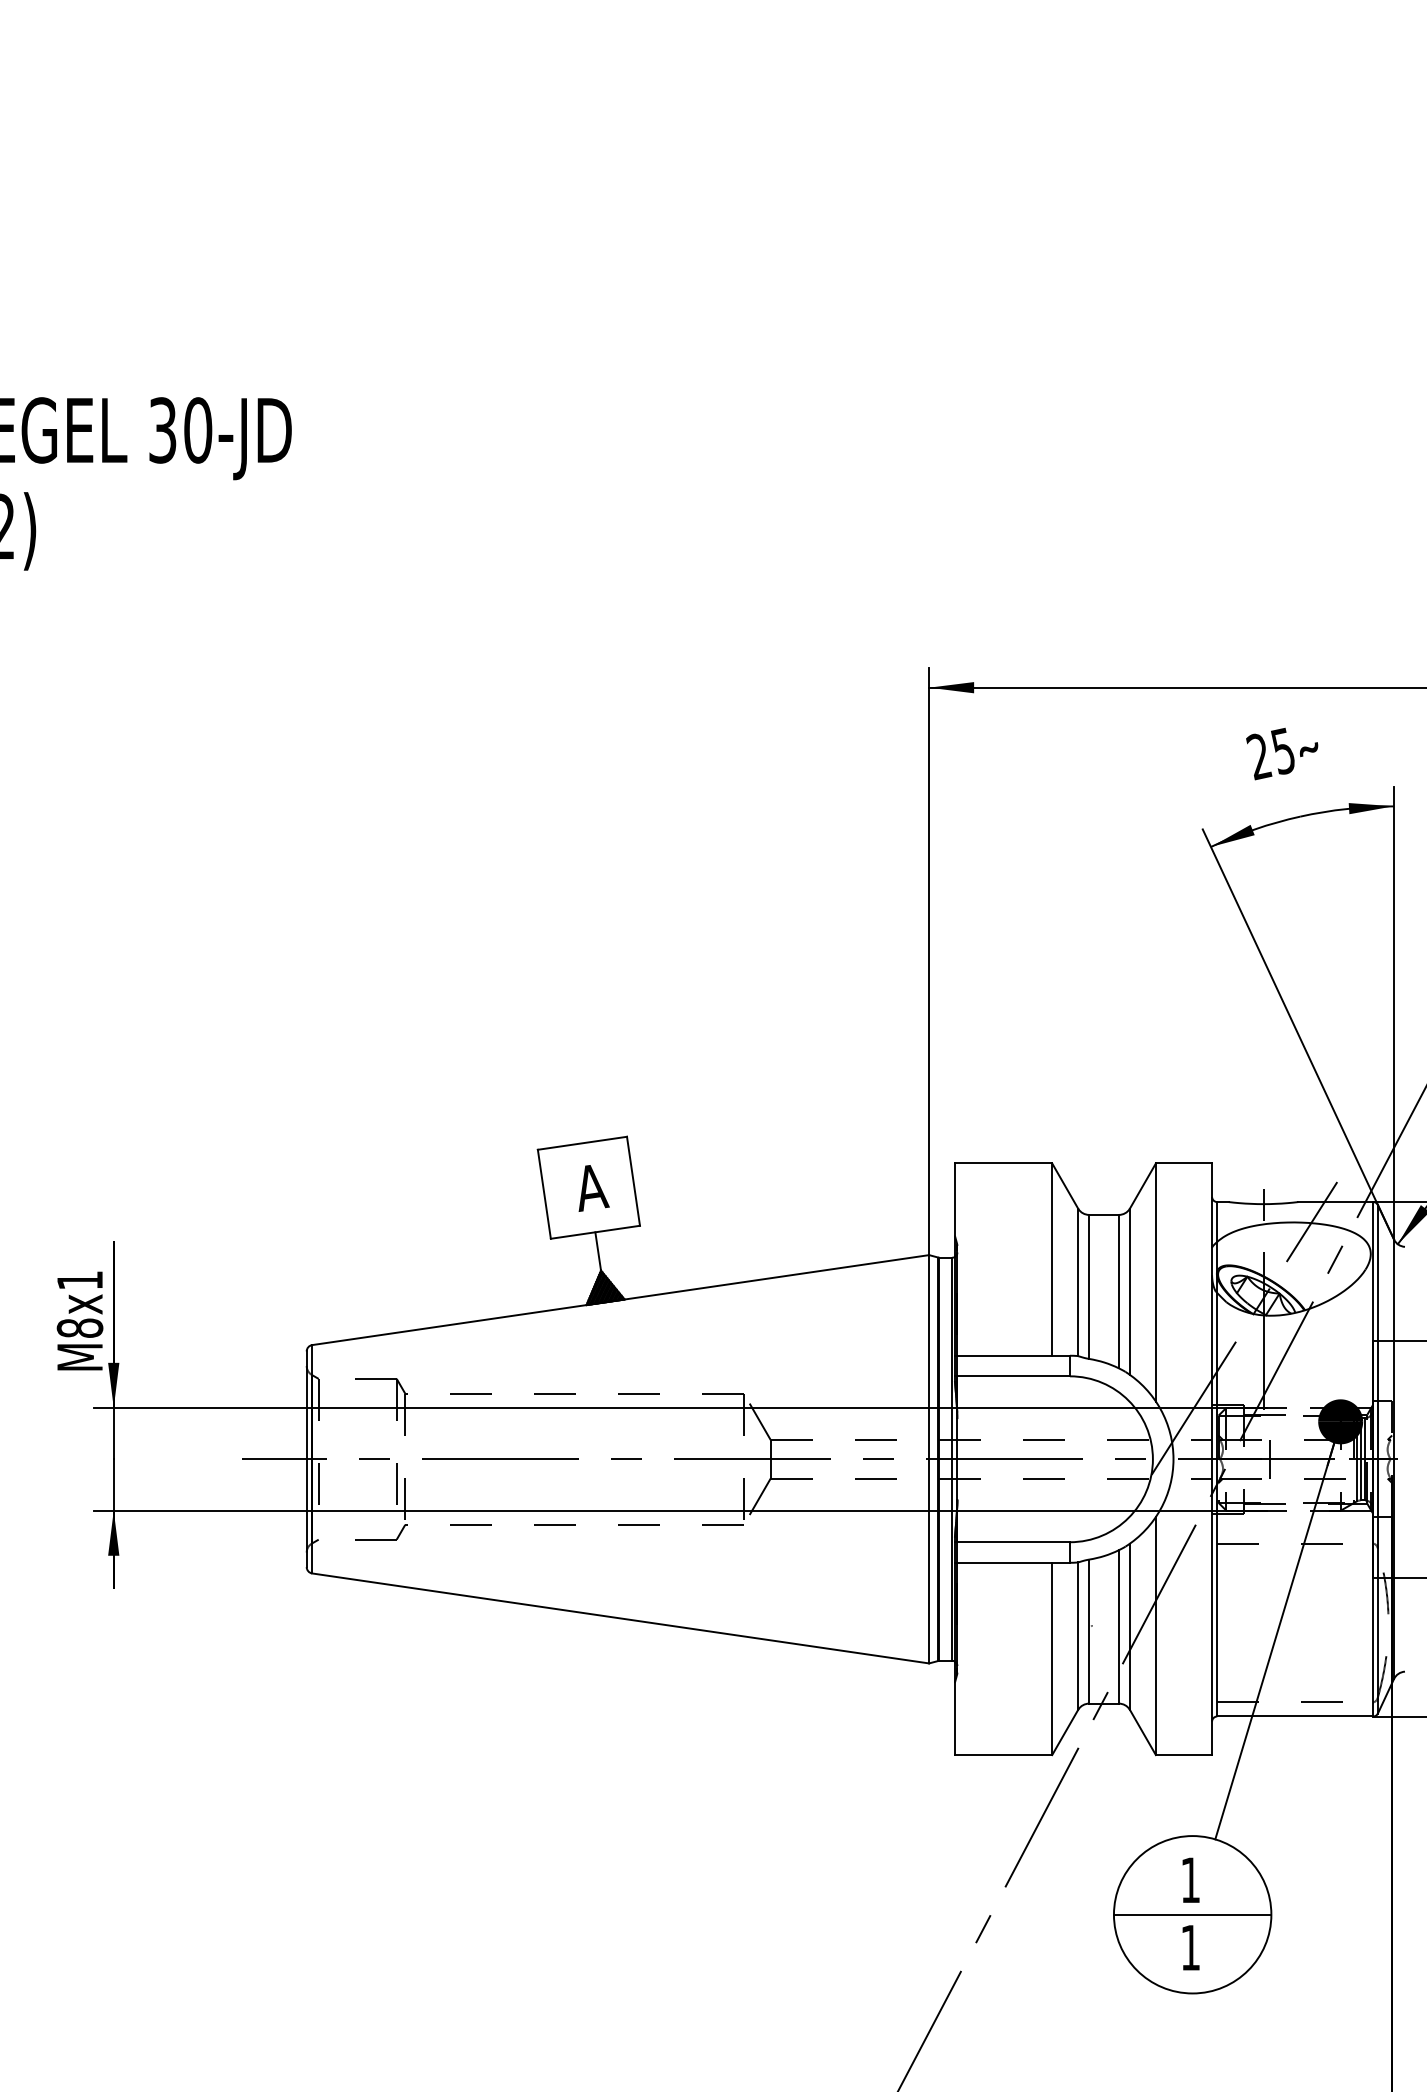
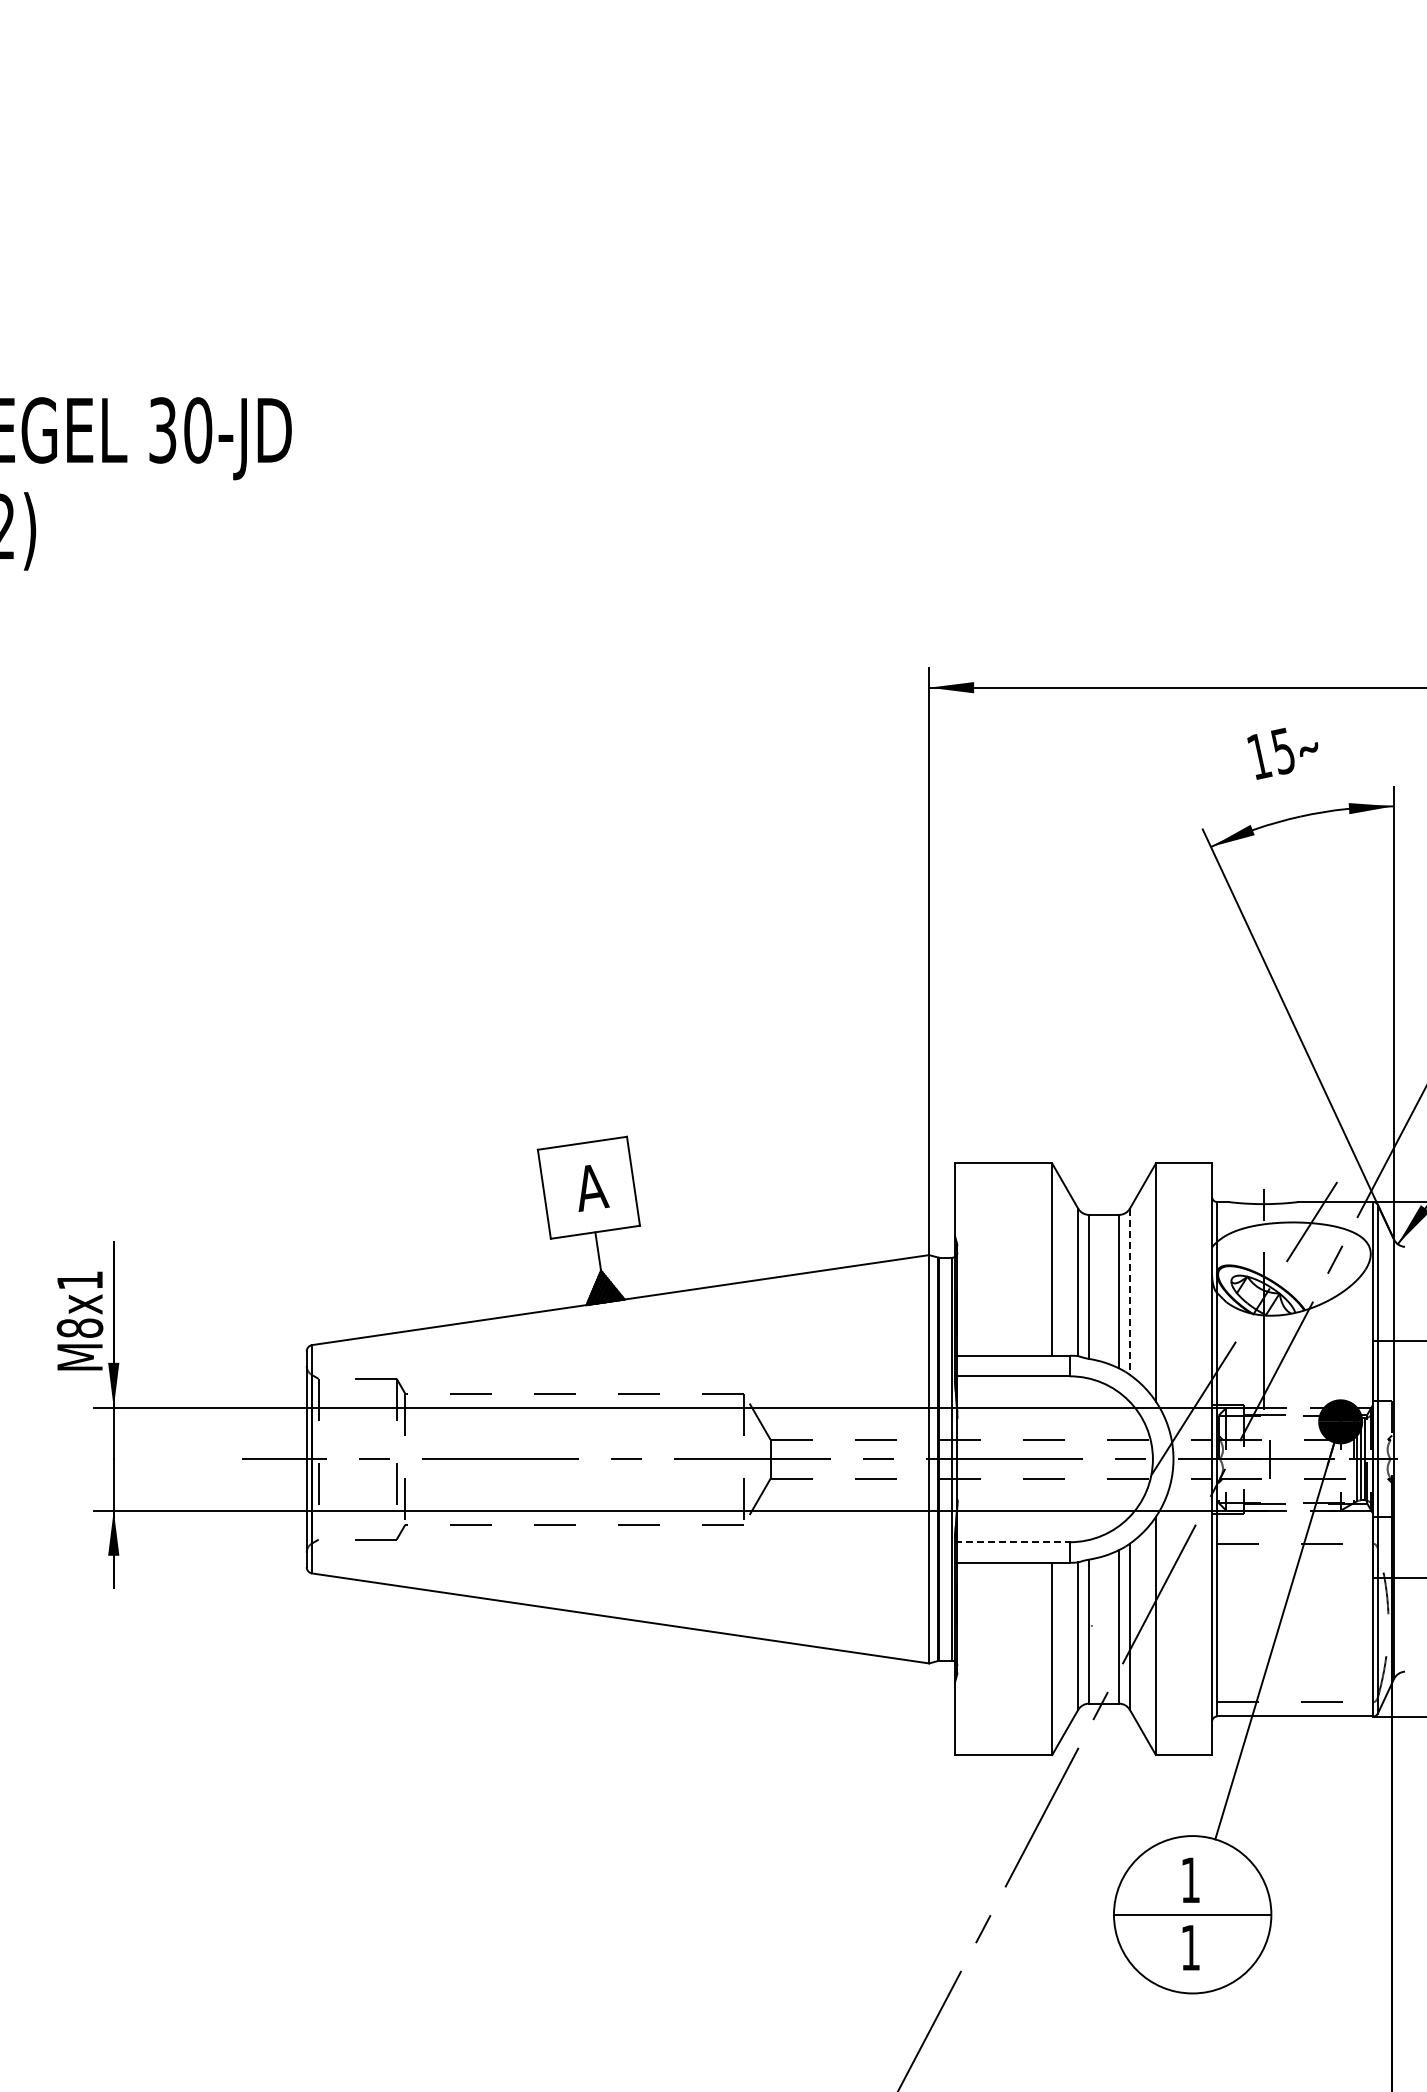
text: 25 -> 15 (1259, 756)
line: solid -> dashed (1129, 1291)
line: solid -> dashed (1012, 1542)
